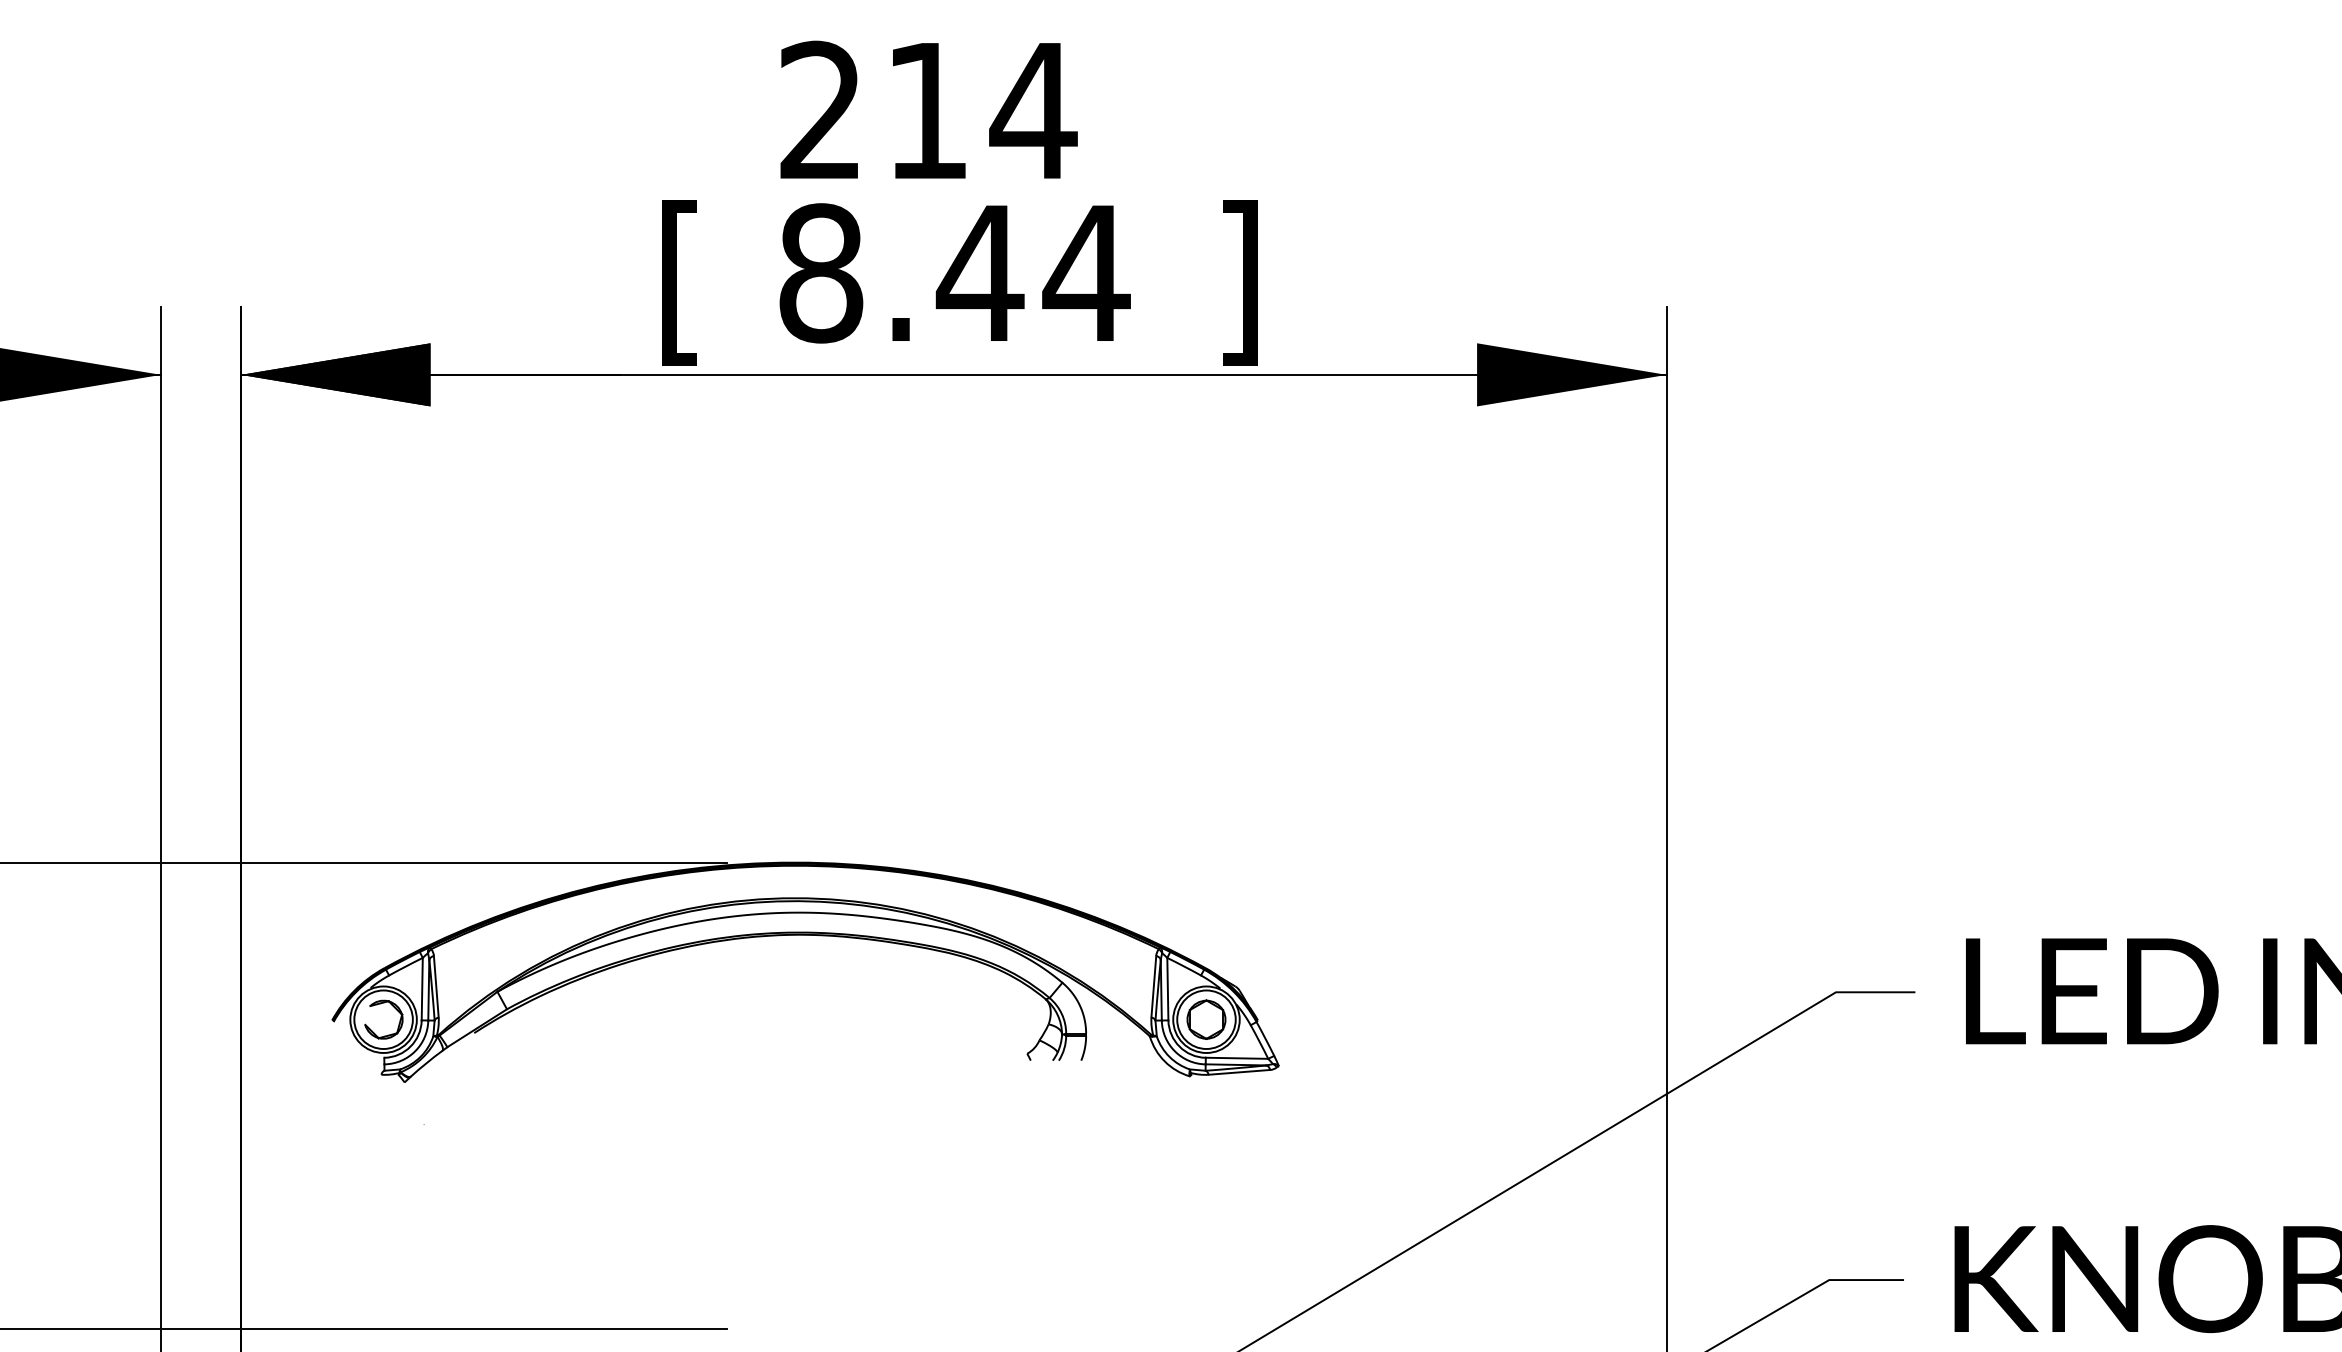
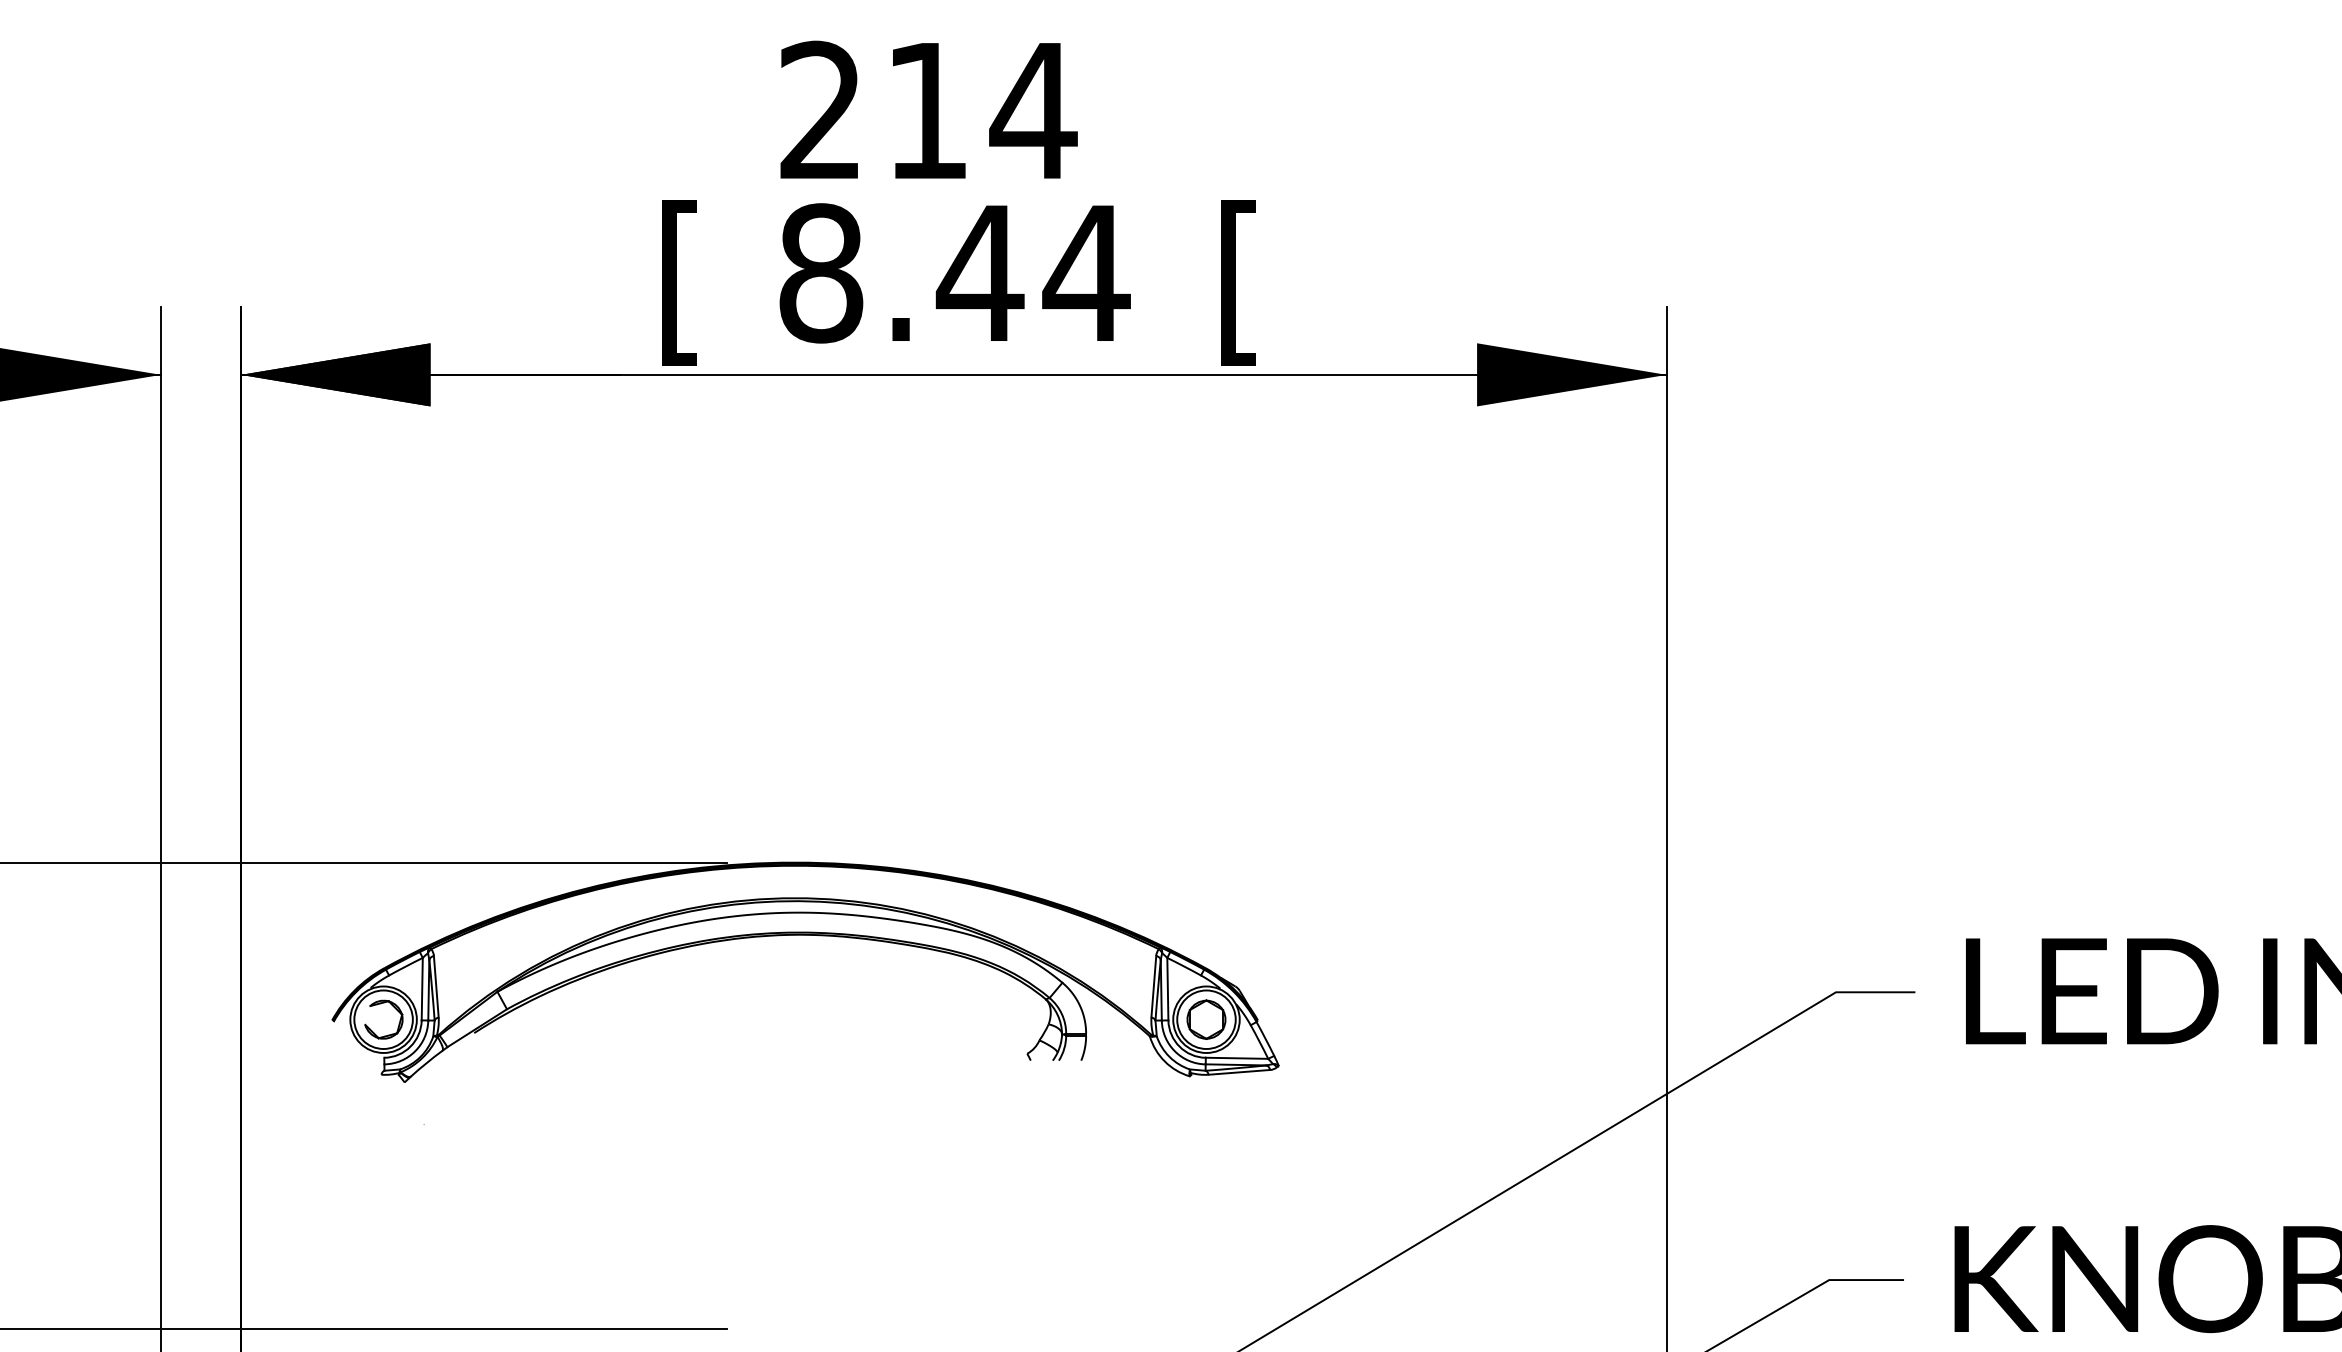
text: ] -> [ (1239, 282)
